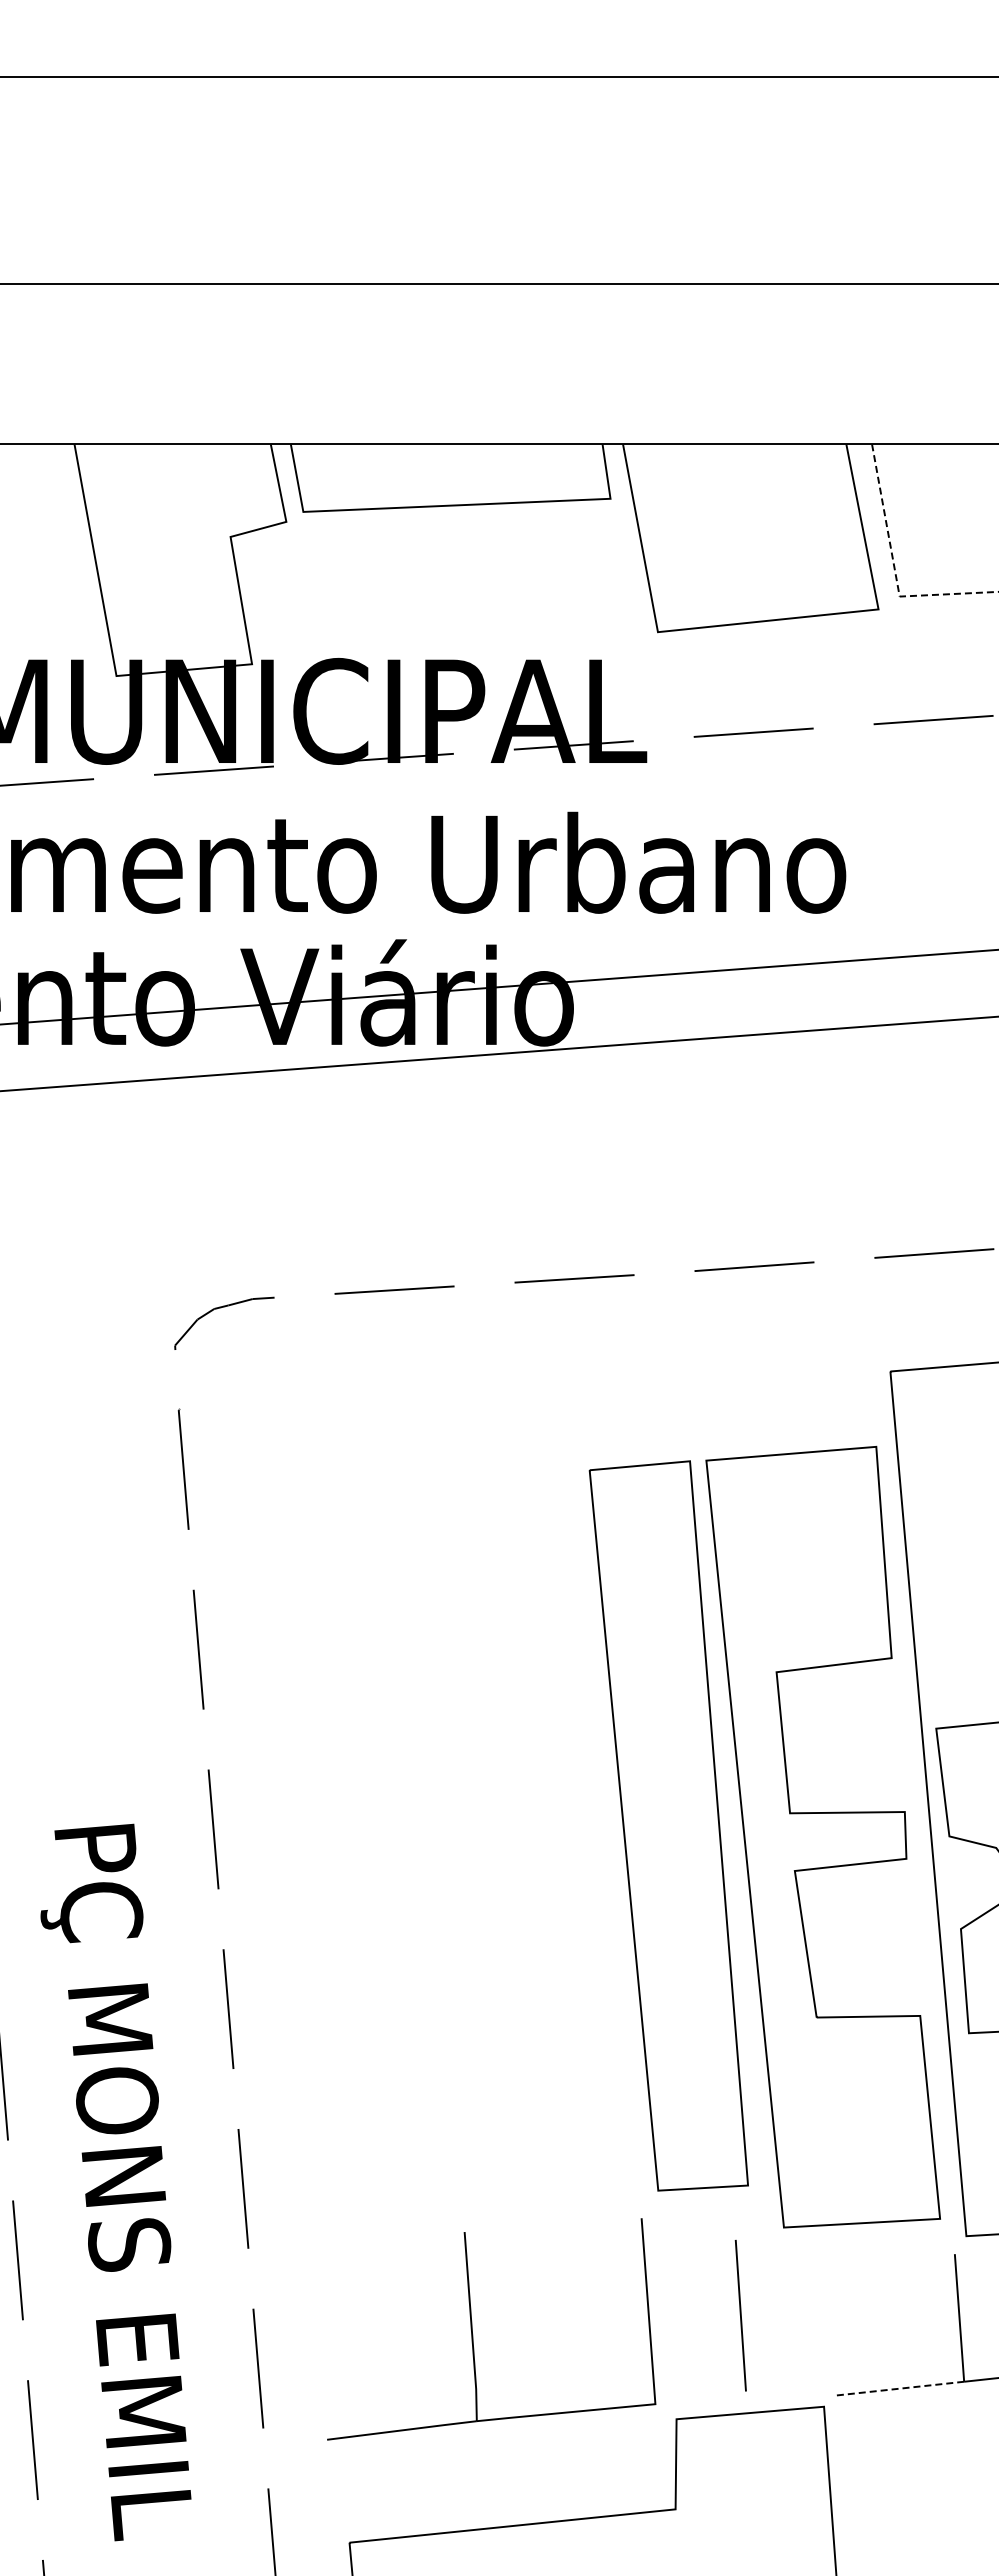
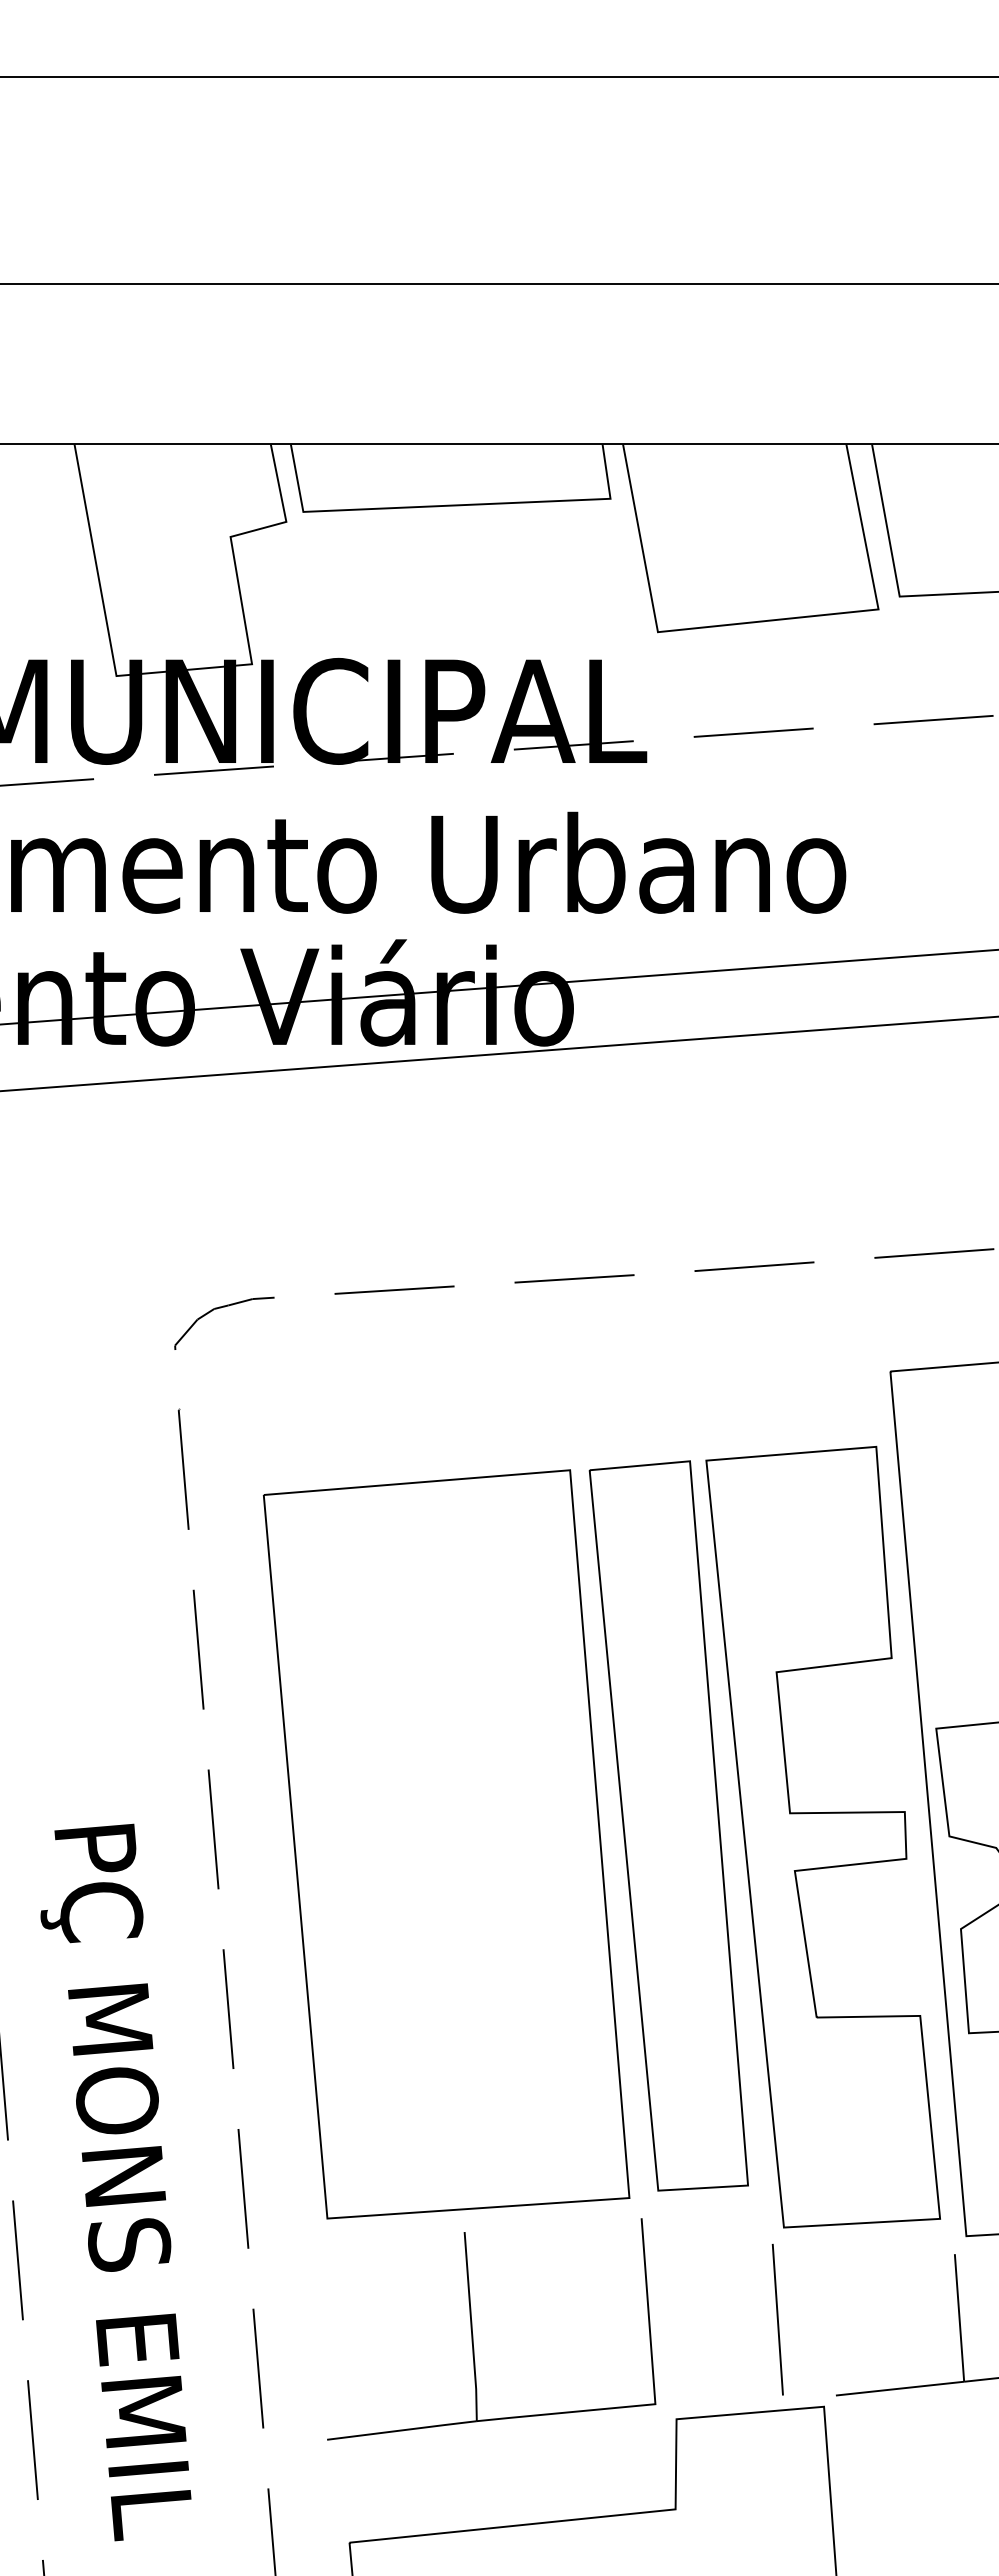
line: dashed -> solid (894, 570)
part: none -> present (446, 1844)
line position: (740, 2315) -> (777, 2319) (777, 2319)
line: dashed -> solid (899, 2388)
